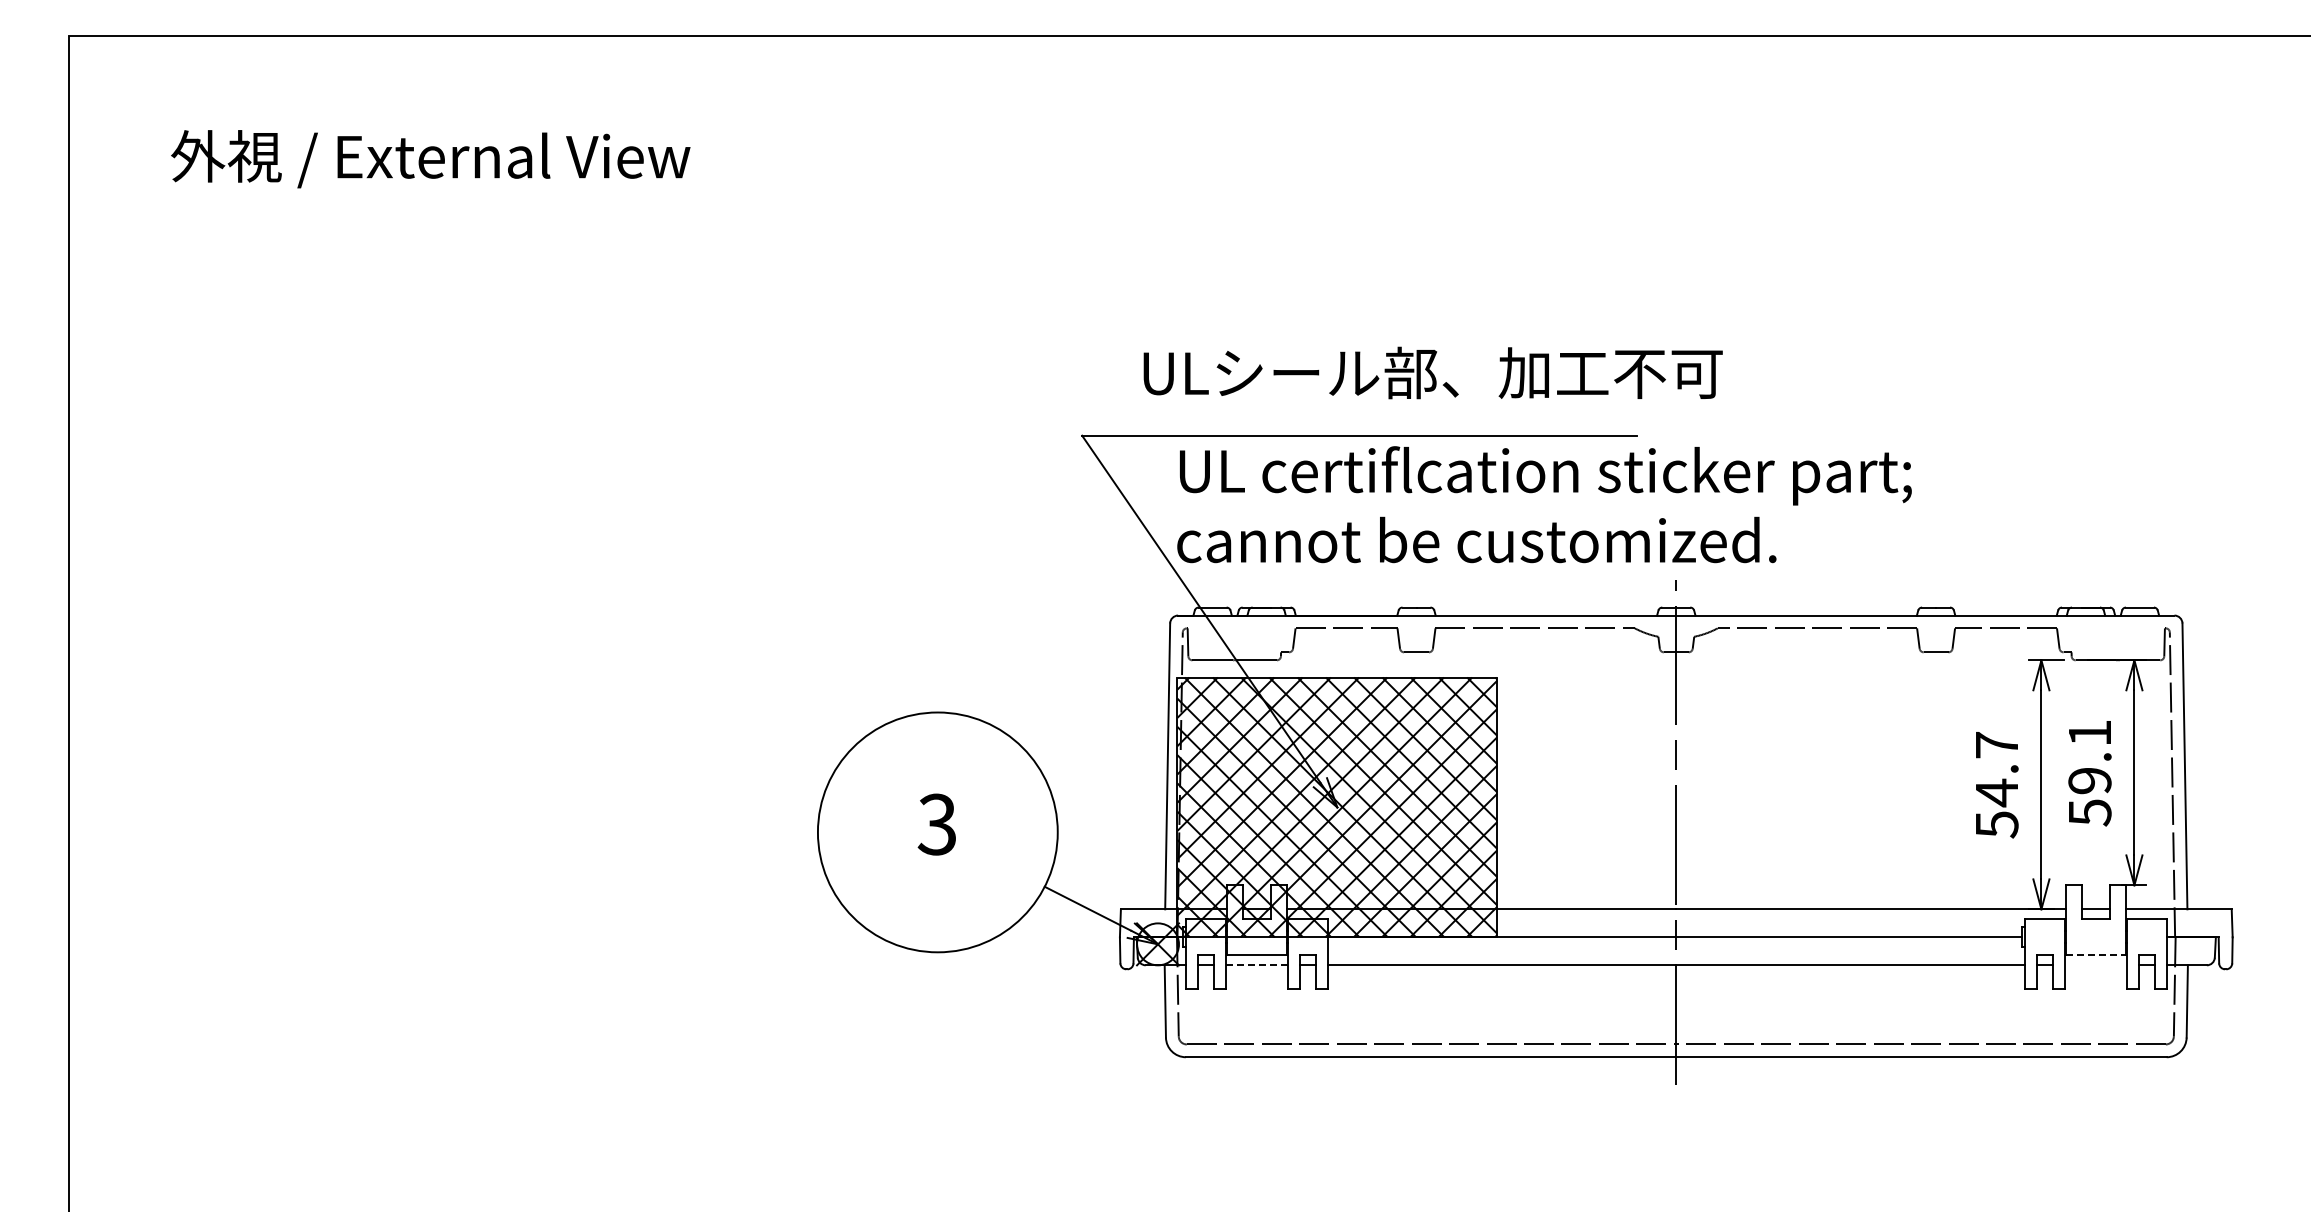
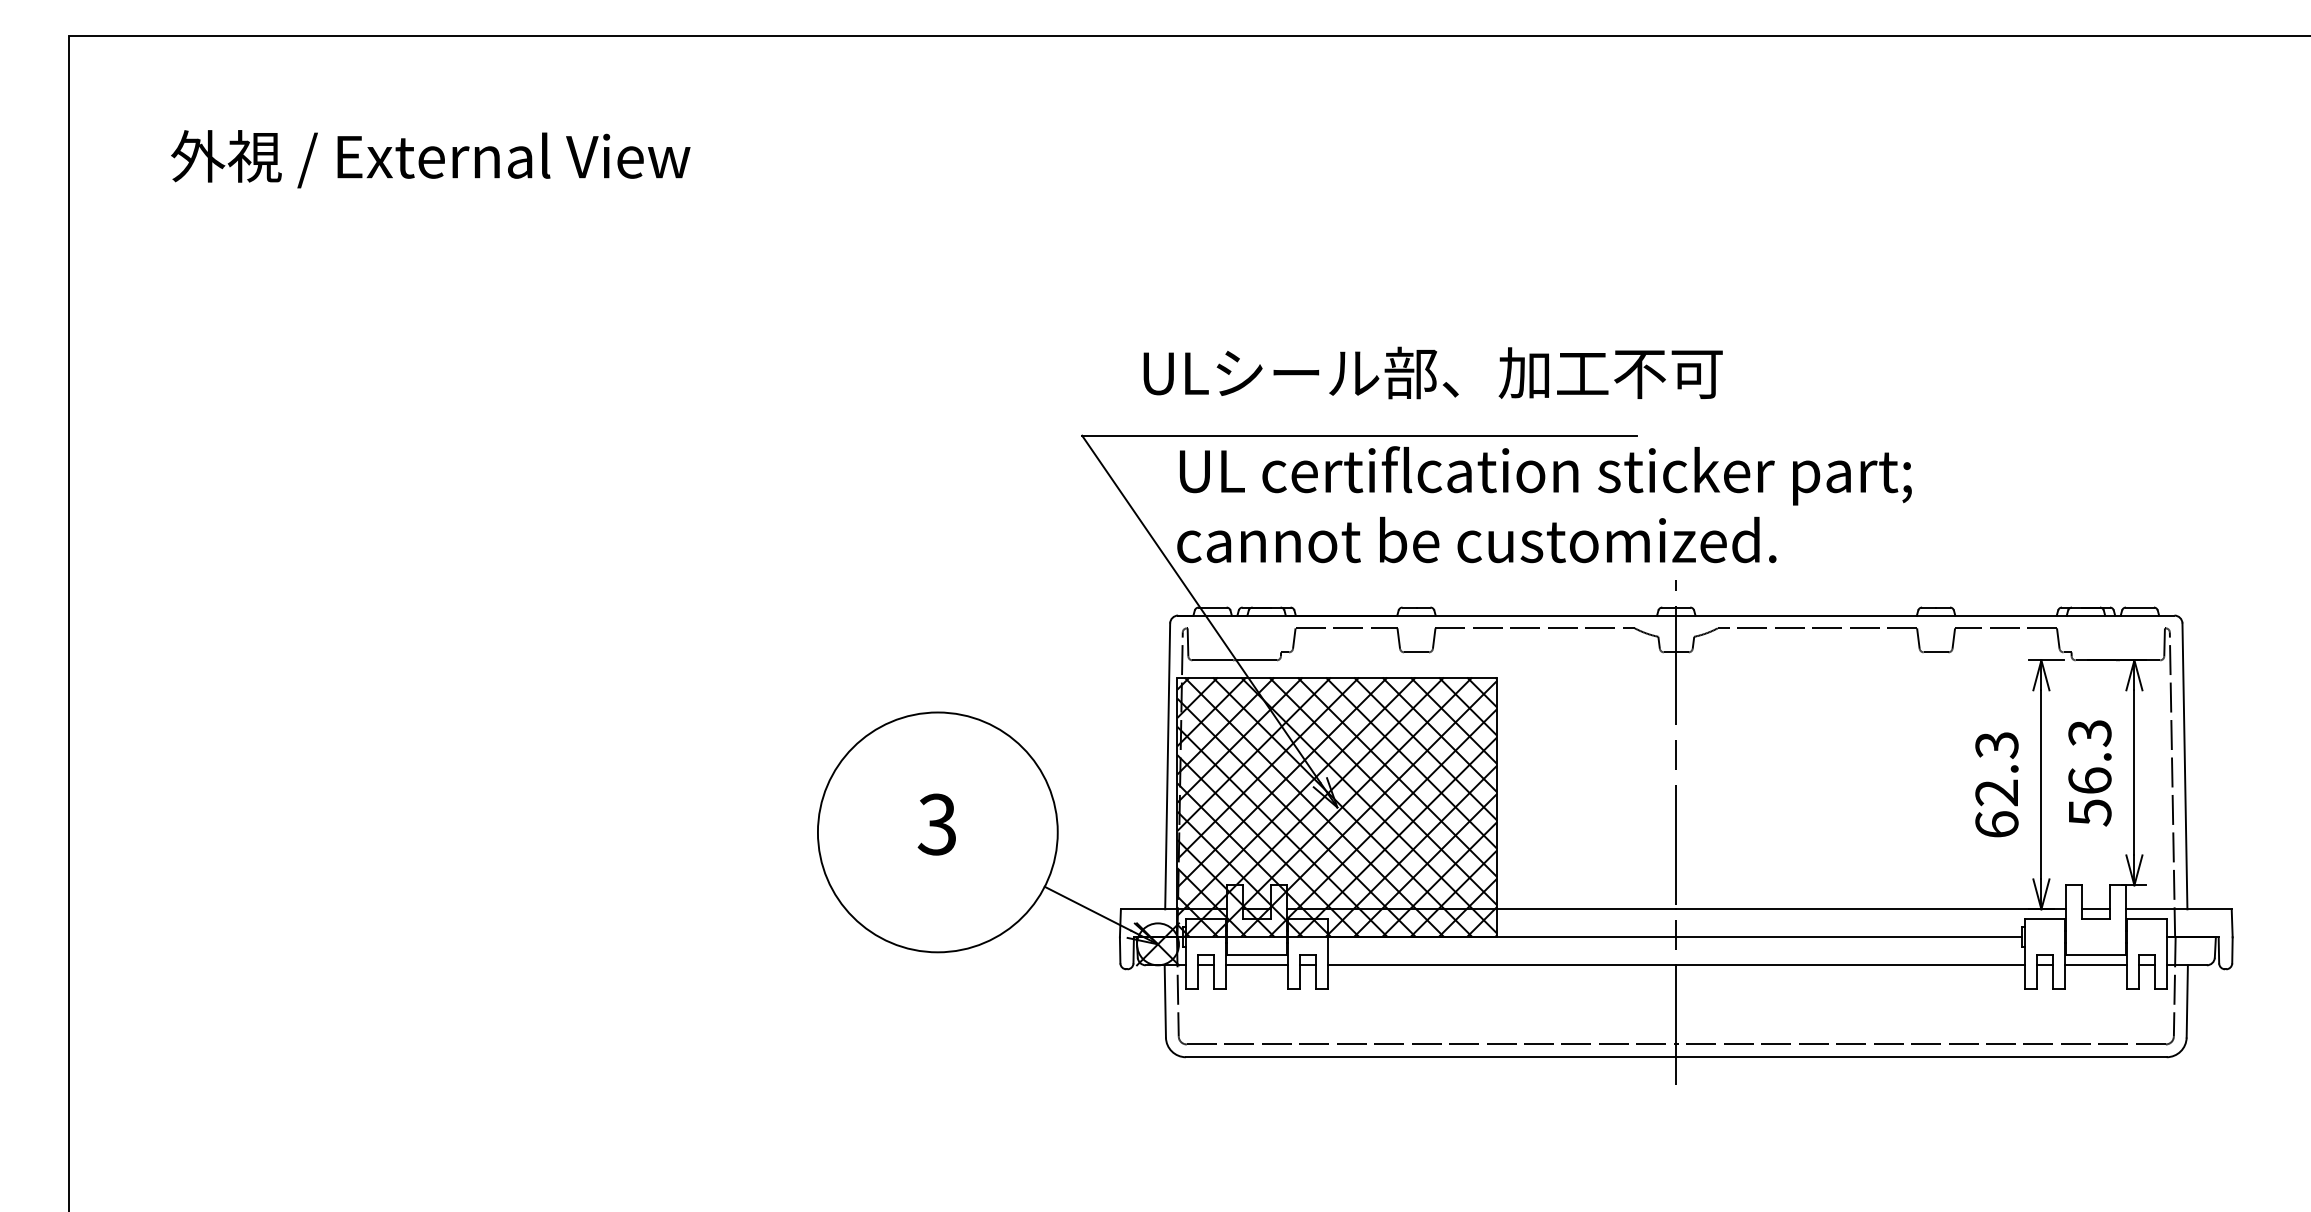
text: 59.1 -> 56.3 (2089, 757)
text: 54.7 -> 62.3 (1996, 785)
line: dashed -> solid (2095, 955)
line: dashed -> solid (1256, 965)
line: none -> present (2095, 965)
